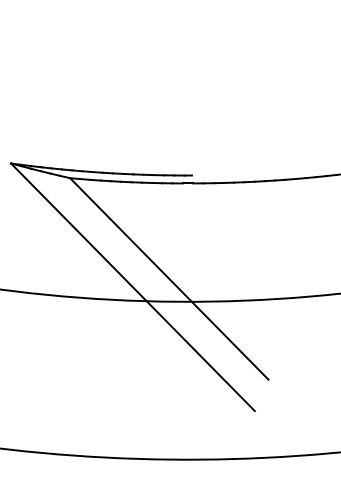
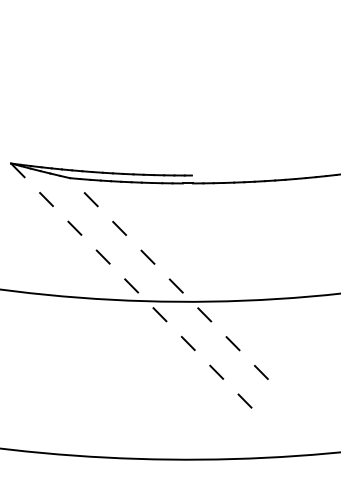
line: solid -> dashed (168, 278)
line: solid -> dashed (132, 287)
